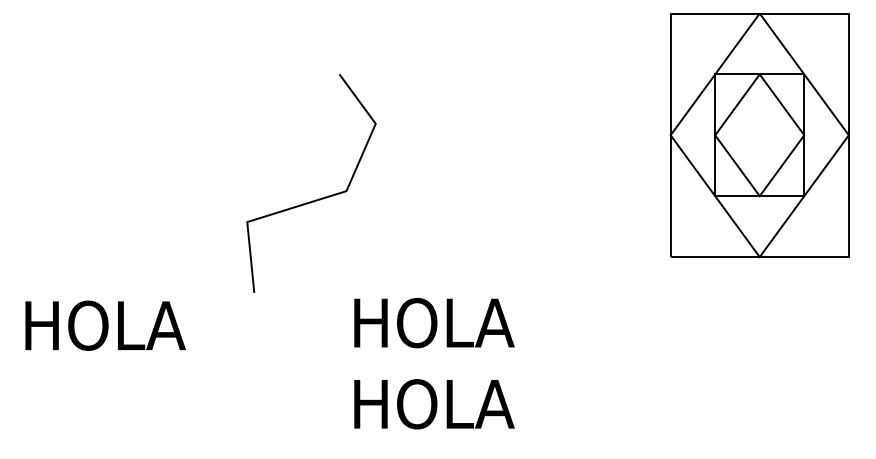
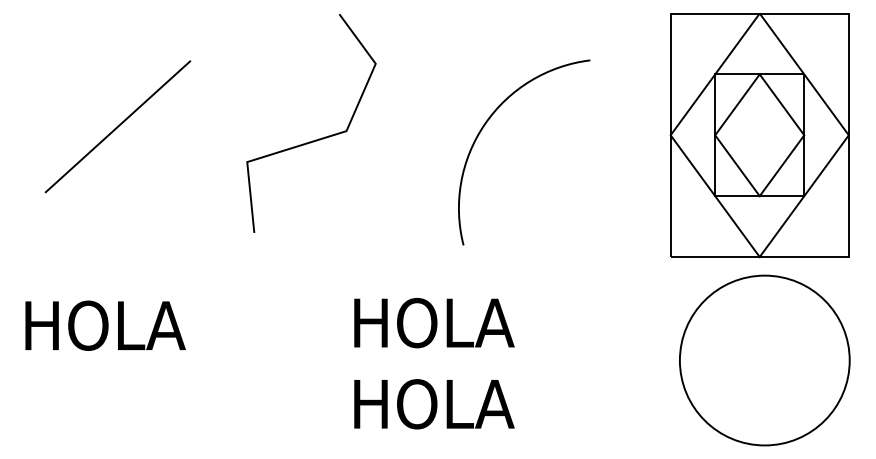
arc: none -> present (485, 125)
line: none -> present (117, 126)
line position: (315, 199) -> (315, 139) (315, 139)
circle: none -> present (764, 360)
